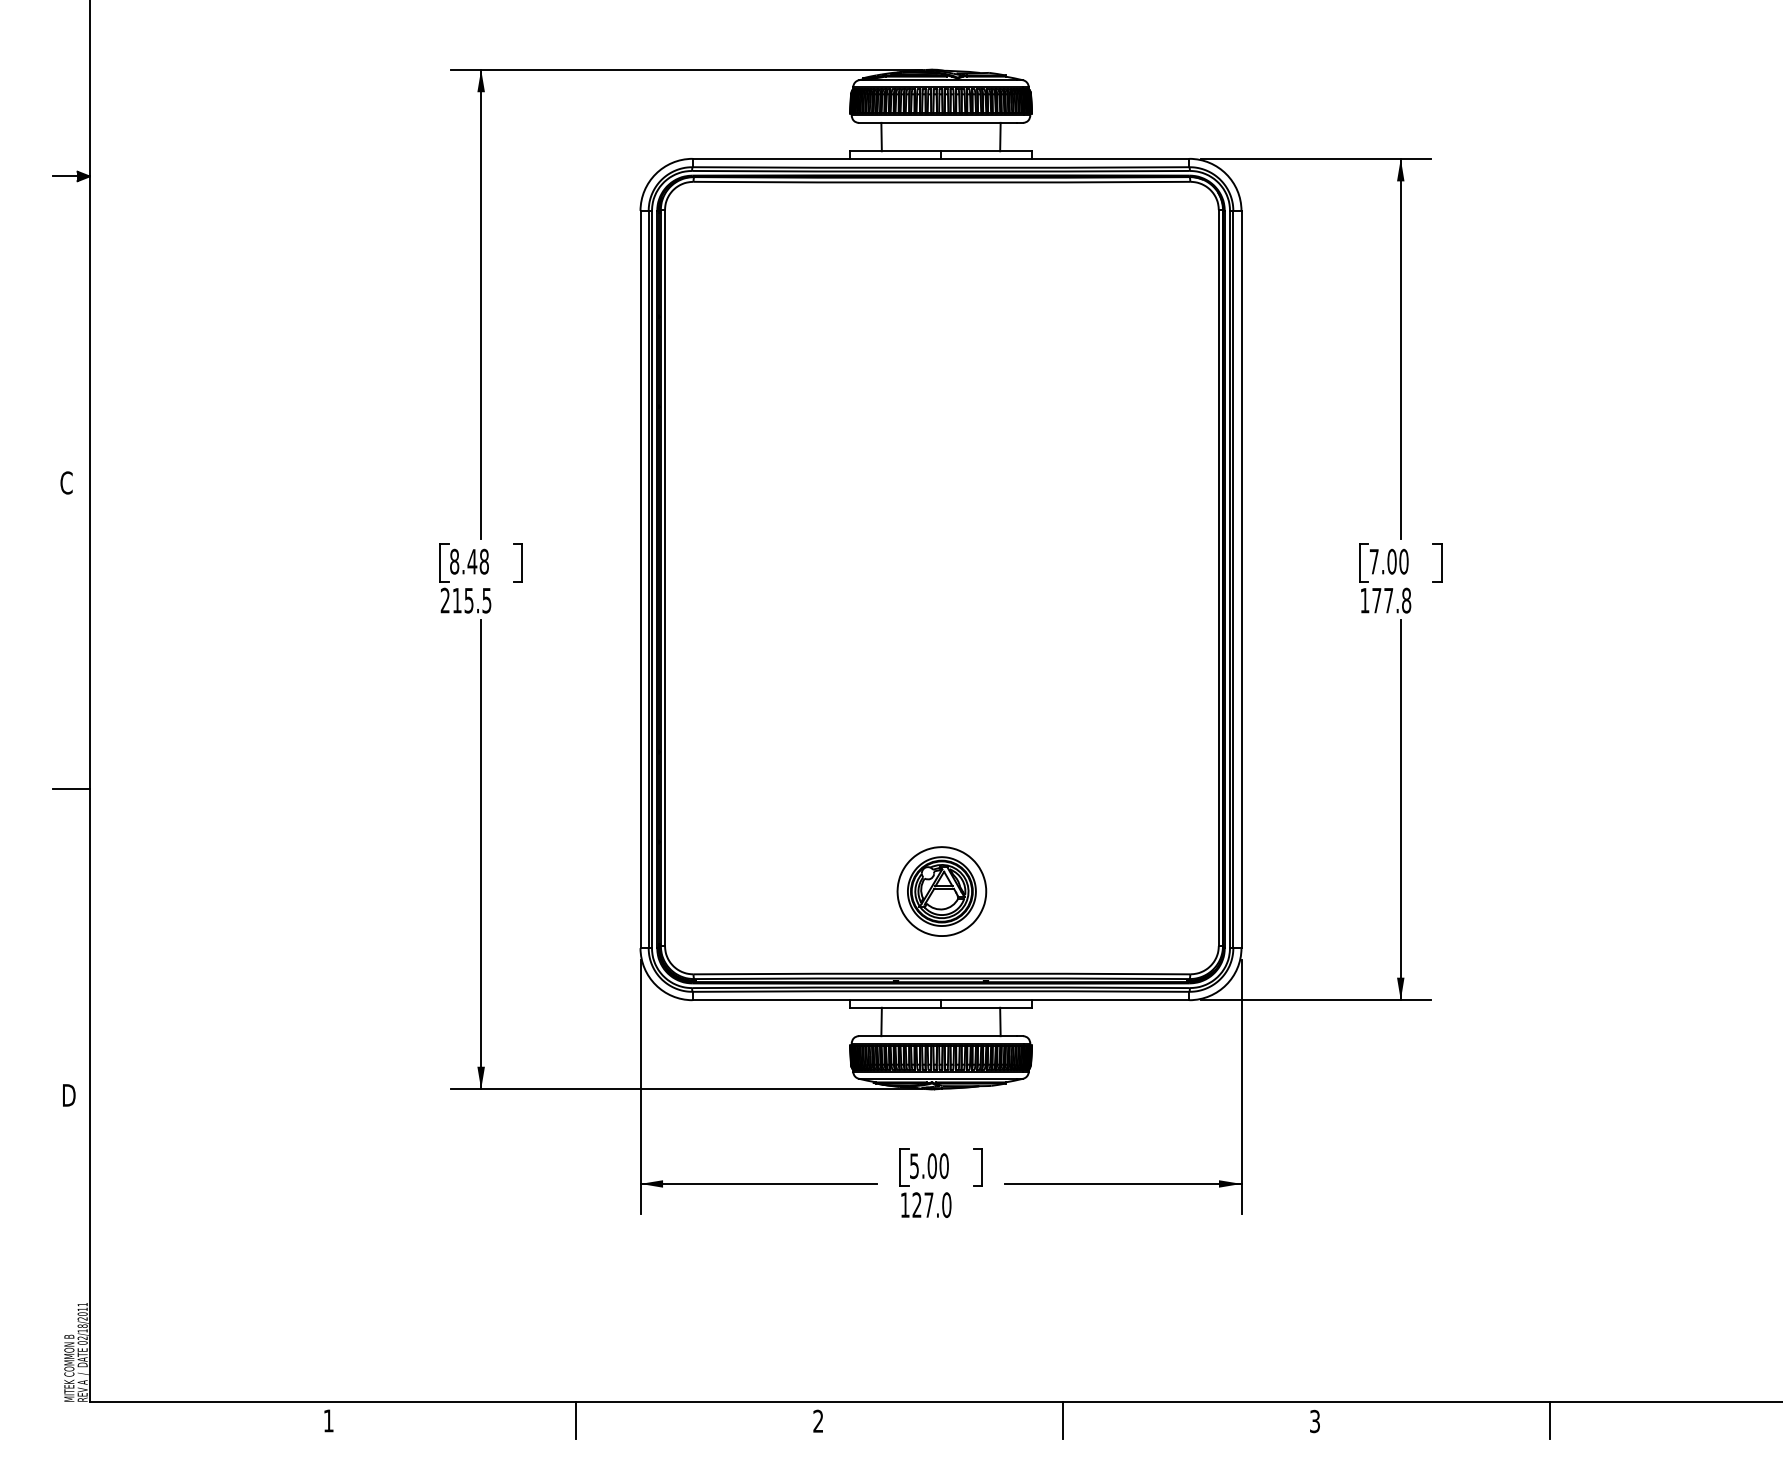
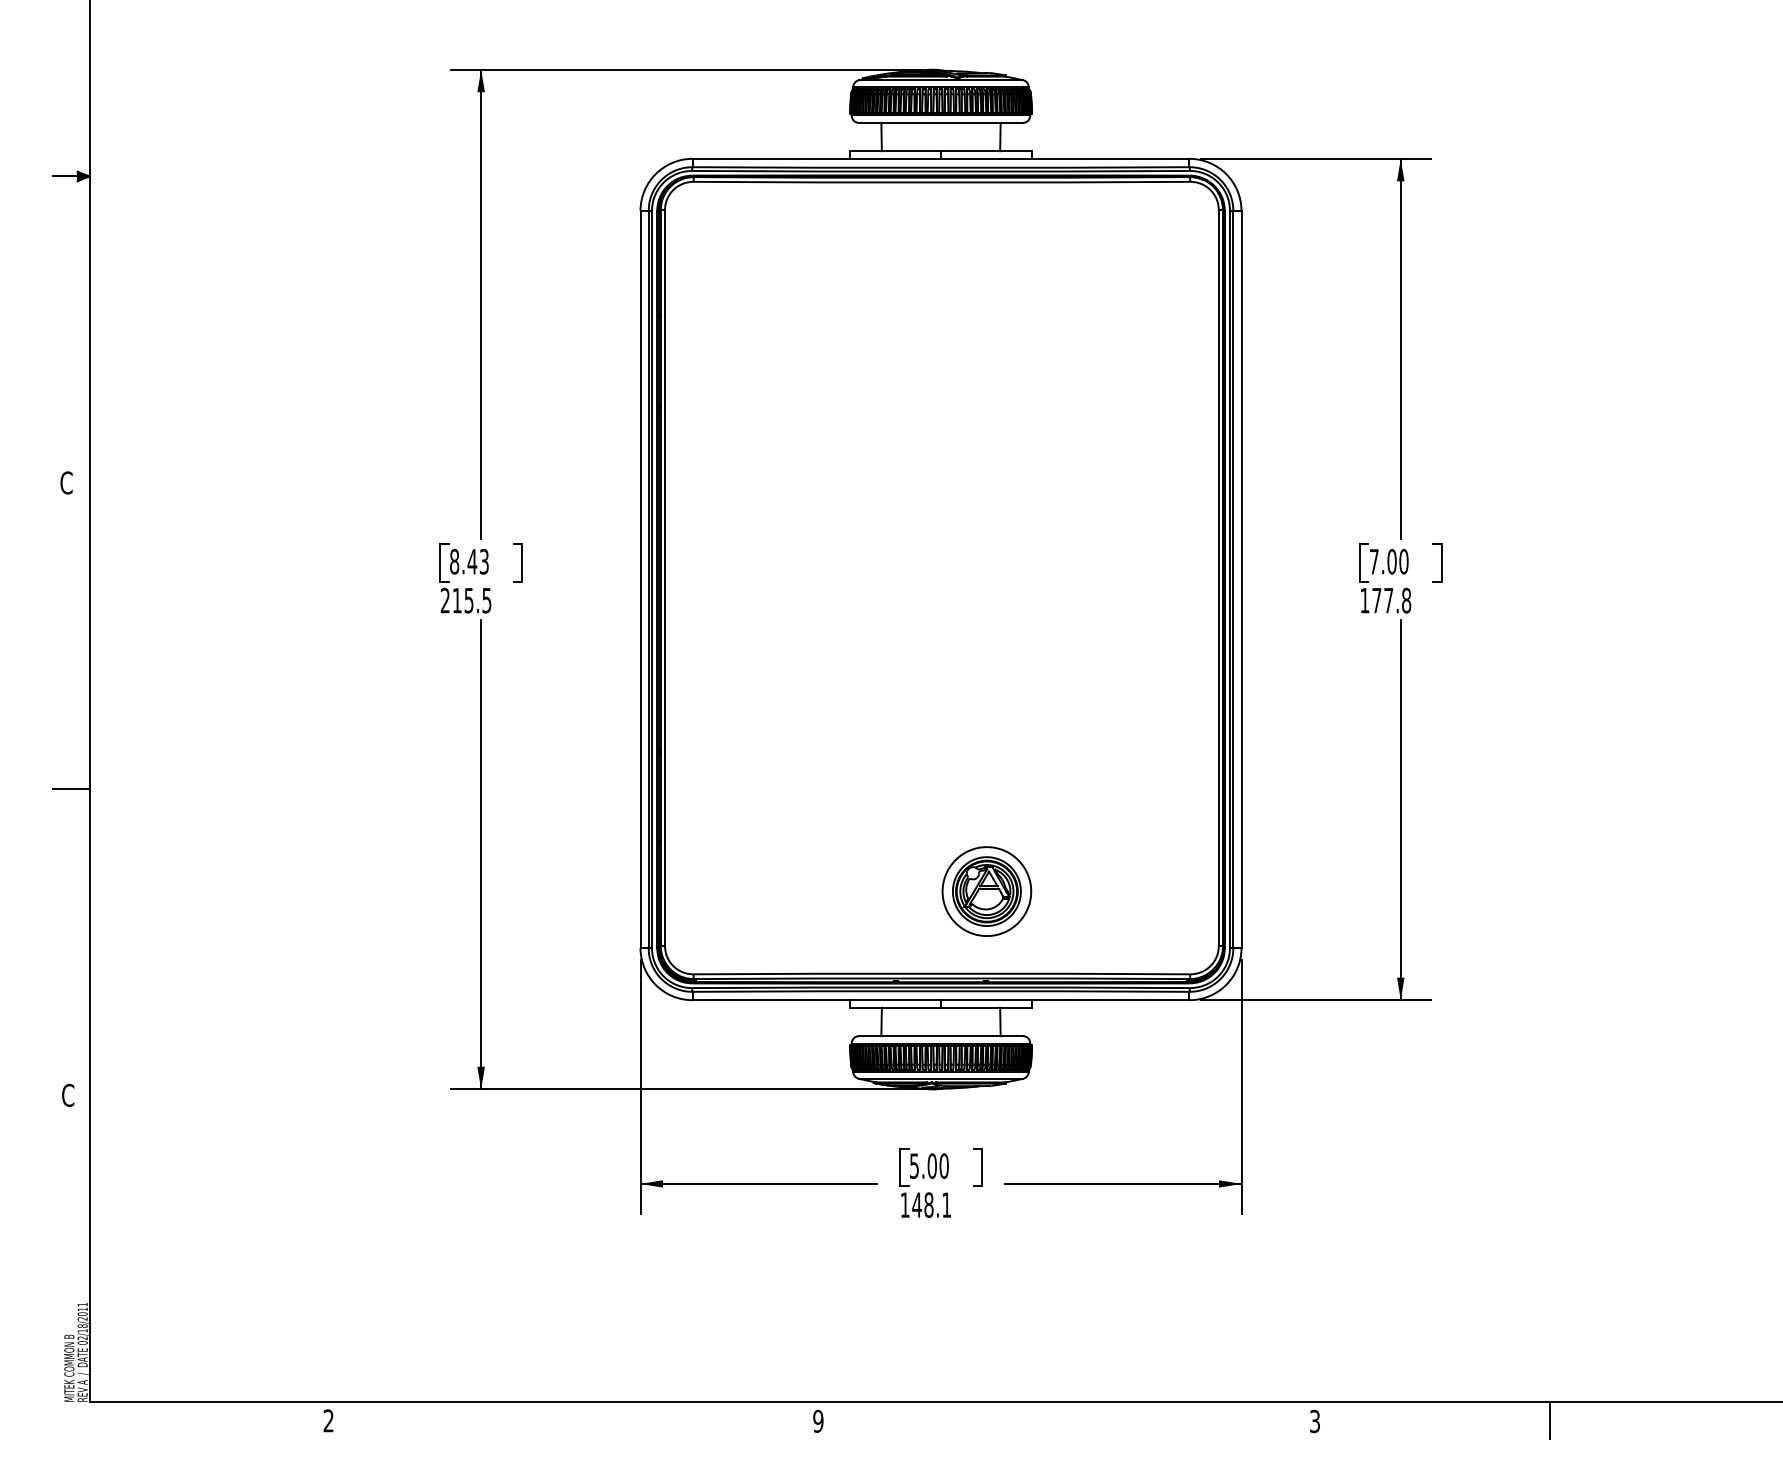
text: 8.48 -> 8.43 (483, 561)
part position: (941, 891) -> (986, 891) (986, 891)
text: D -> C (68, 1095)
text: 127.0 -> 148.1 (931, 1205)
text: 1 -> 2 (328, 1420)
line: present -> none (576, 1420)
text: 2 -> 9 (818, 1420)
line: present -> none (1063, 1420)
